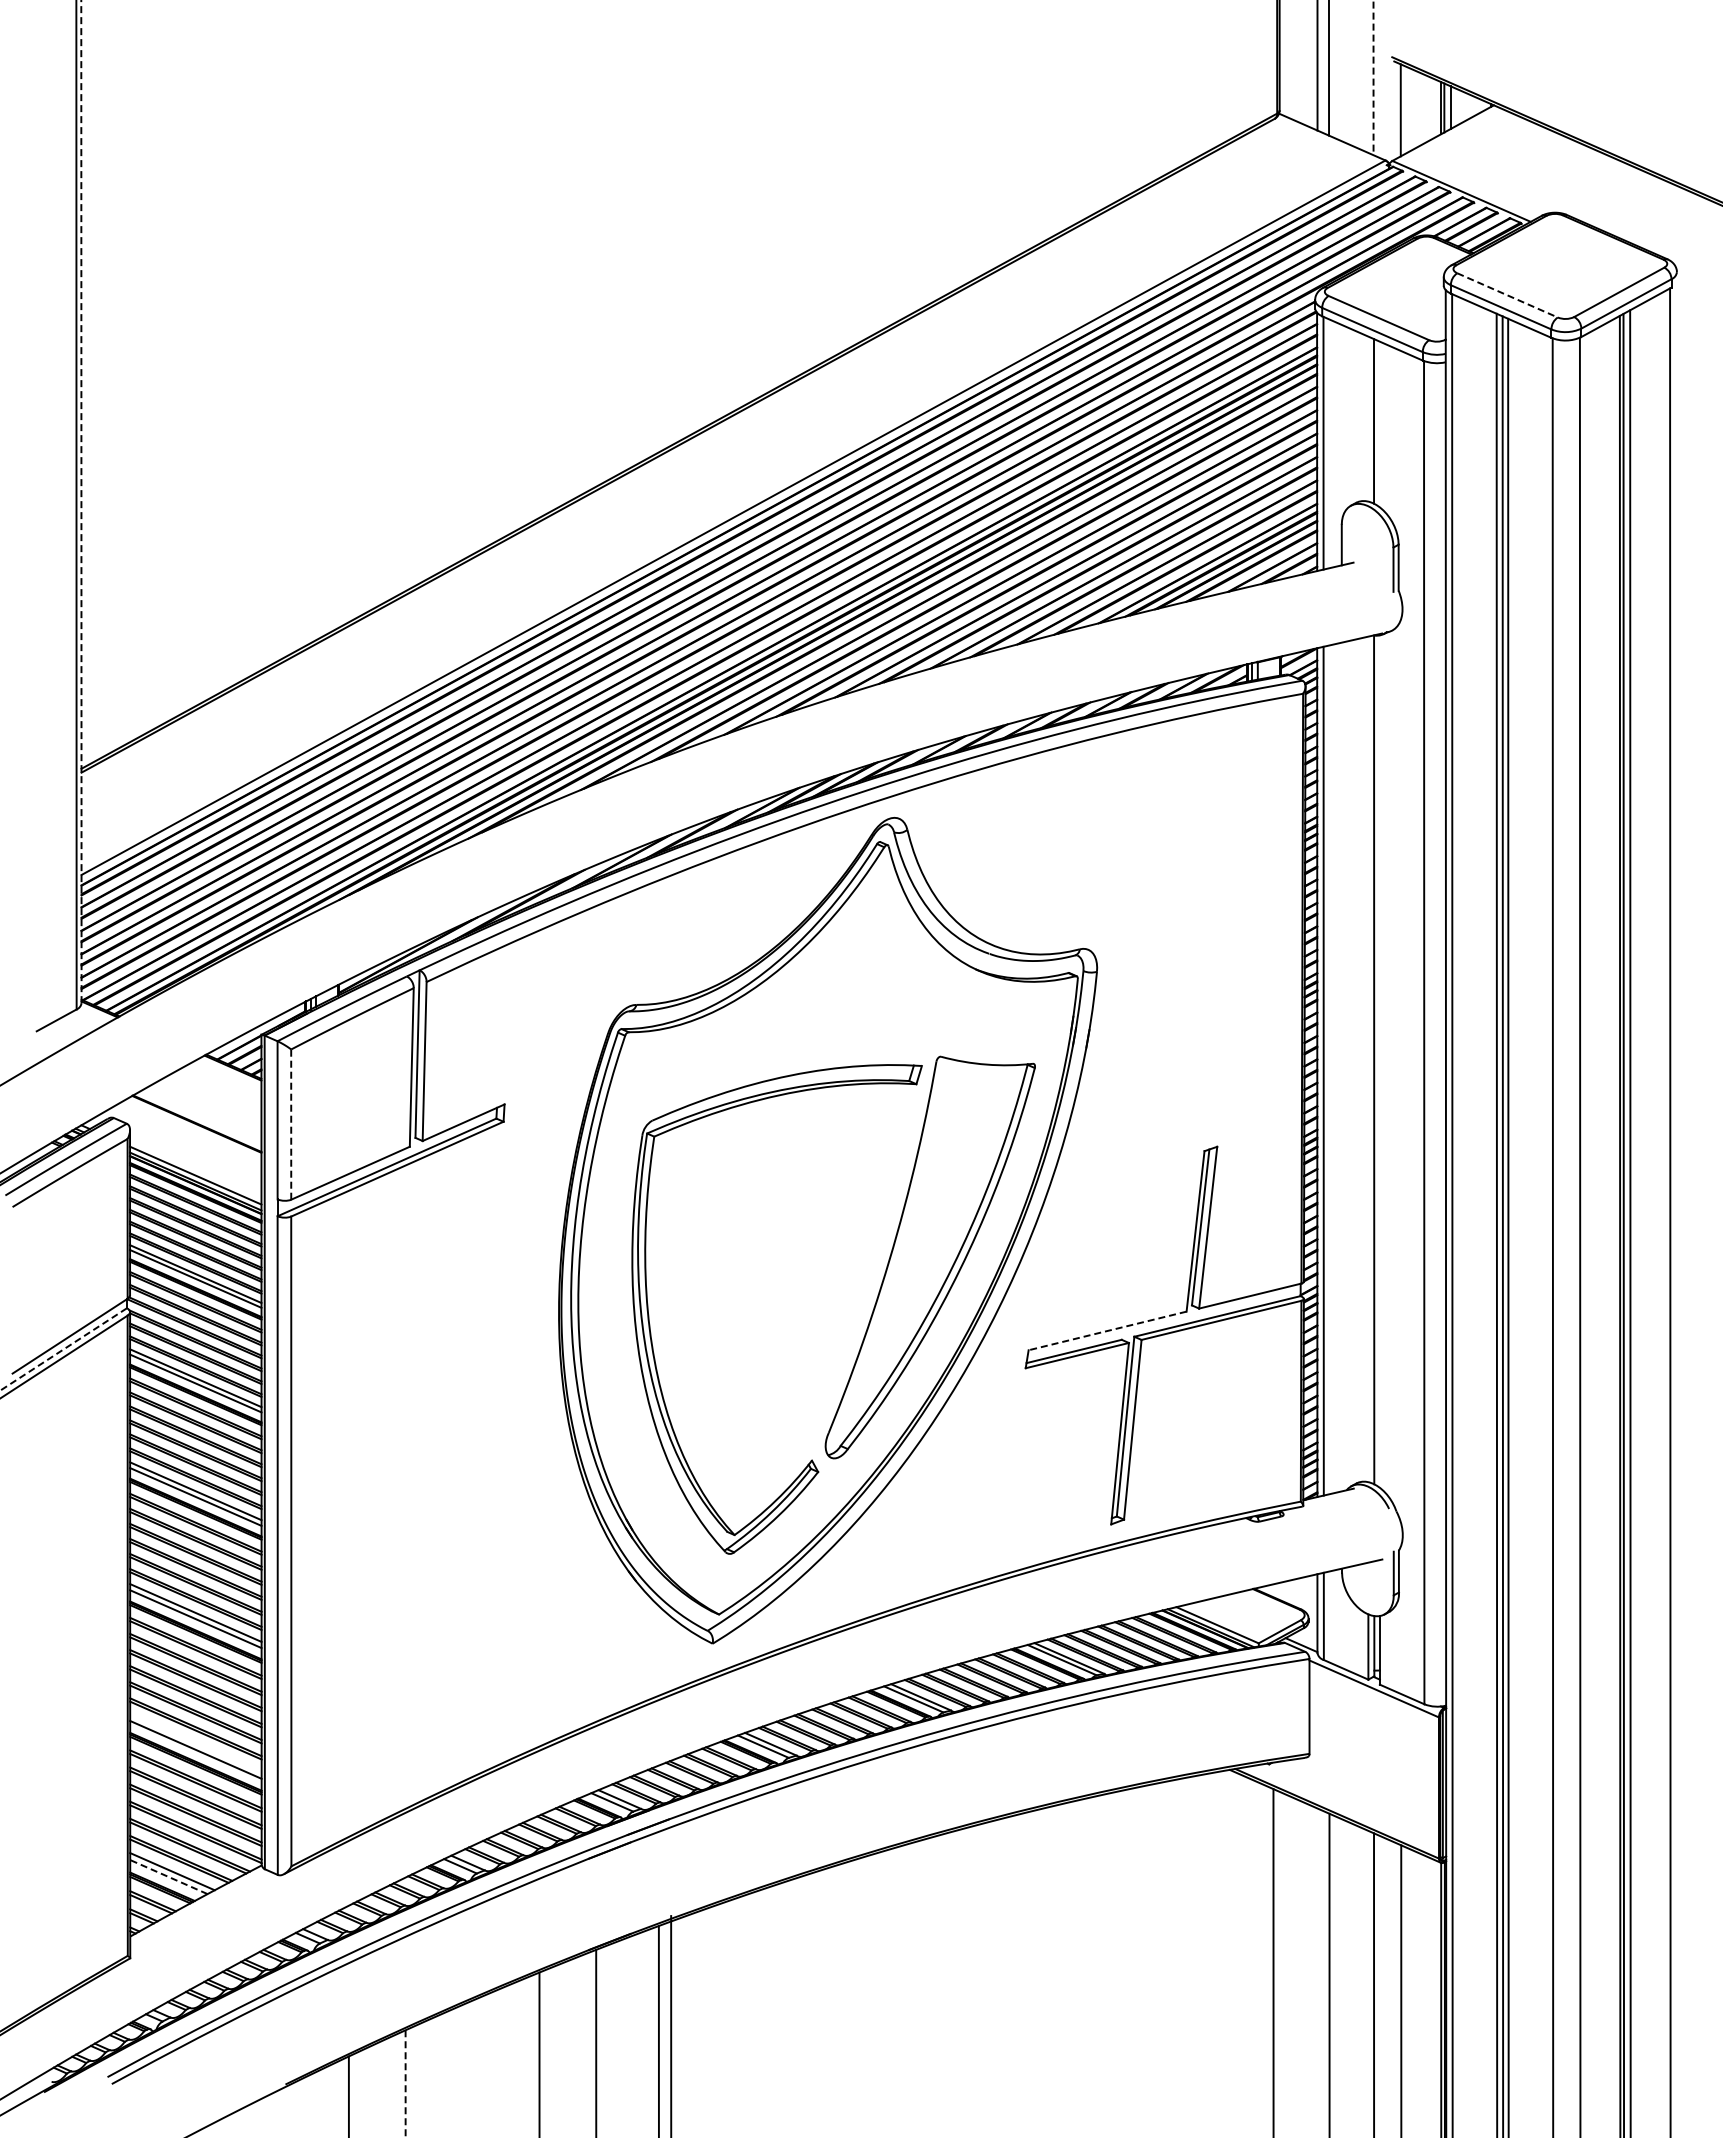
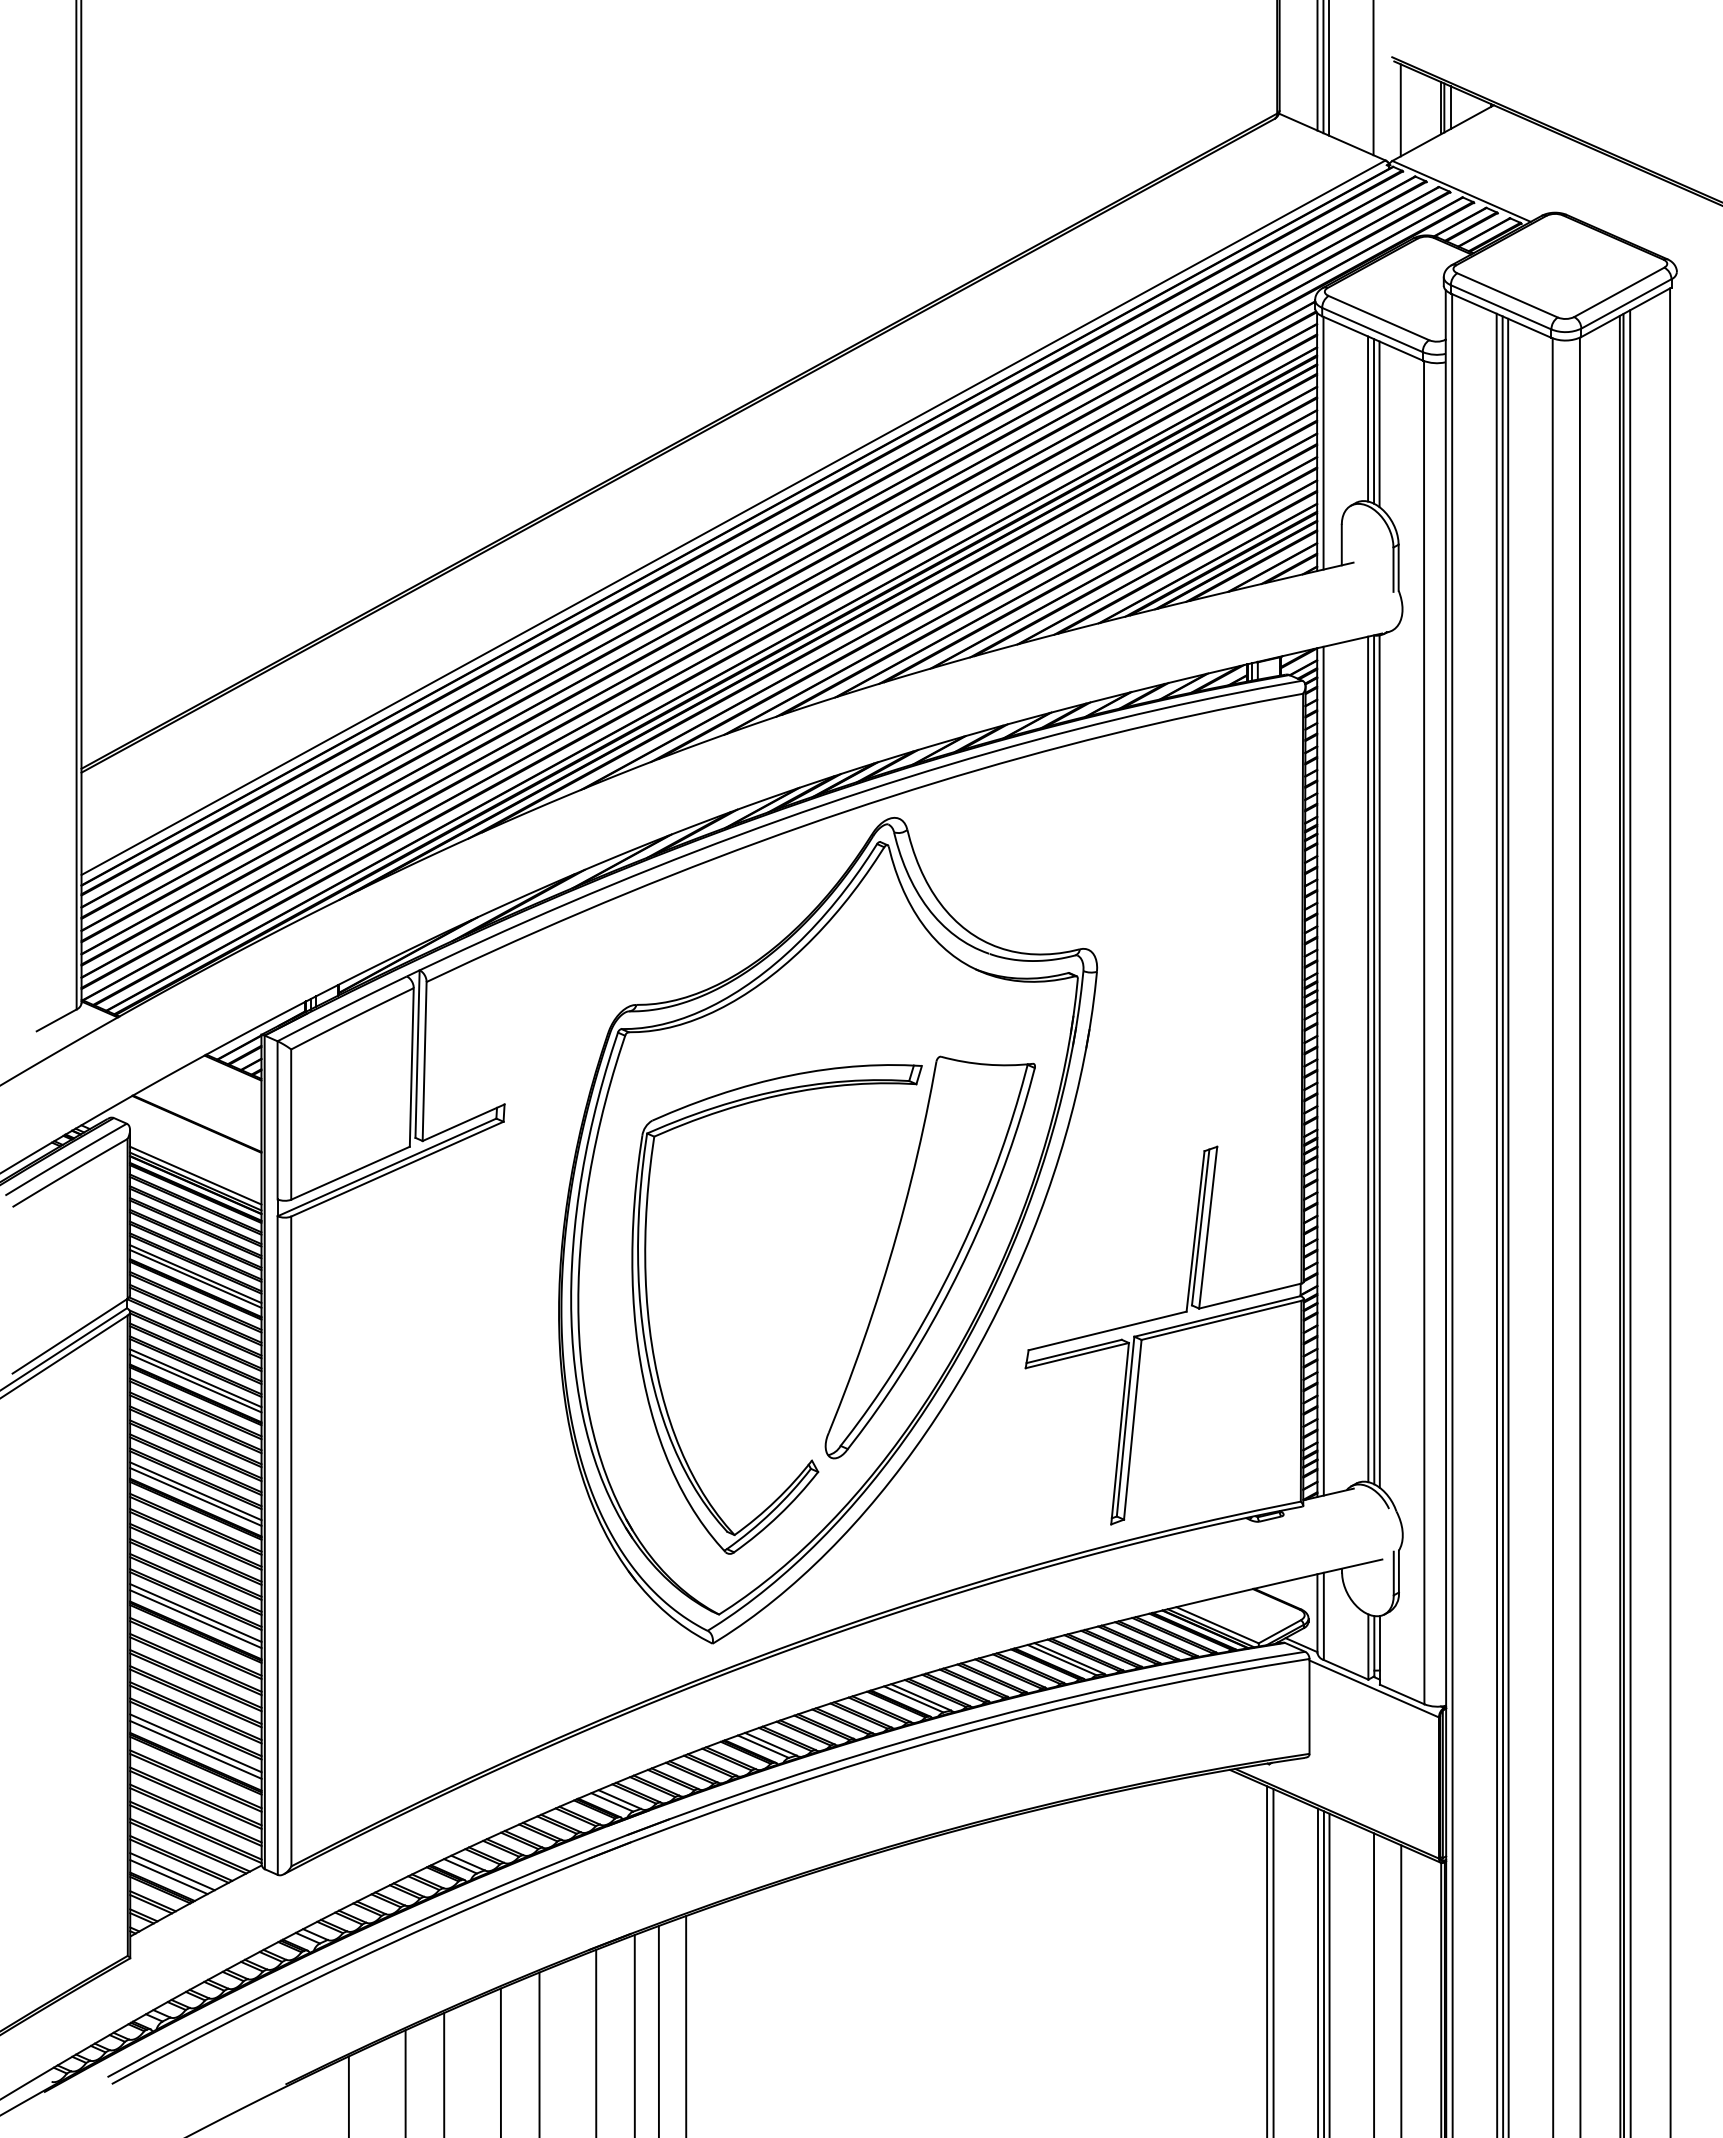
line: none -> present (1323, 67)
line: dashed -> solid (1373, 78)
line: dashed -> solid (1507, 295)
line: none -> present (1368, 418)
line: none -> present (1379, 424)
line: dashed -> solid (81, 501)
line: none -> present (1368, 1059)
line: none -> present (1379, 1061)
line: dashed -> solid (291, 1124)
line: dashed -> solid (1107, 1331)
line: dashed -> solid (63, 1349)
line: none -> present (195, 1743)
line: dashed -> solid (168, 1876)
line: none -> present (1267, 1960)
line: none -> present (1317, 1971)
line: none -> present (1323, 1972)
line position: (671, 2025) -> (686, 2025) (686, 2025)
line: none -> present (634, 2034)
line: none -> present (500, 2061)
line: none -> present (444, 2073)
line: dashed -> solid (405, 2084)
